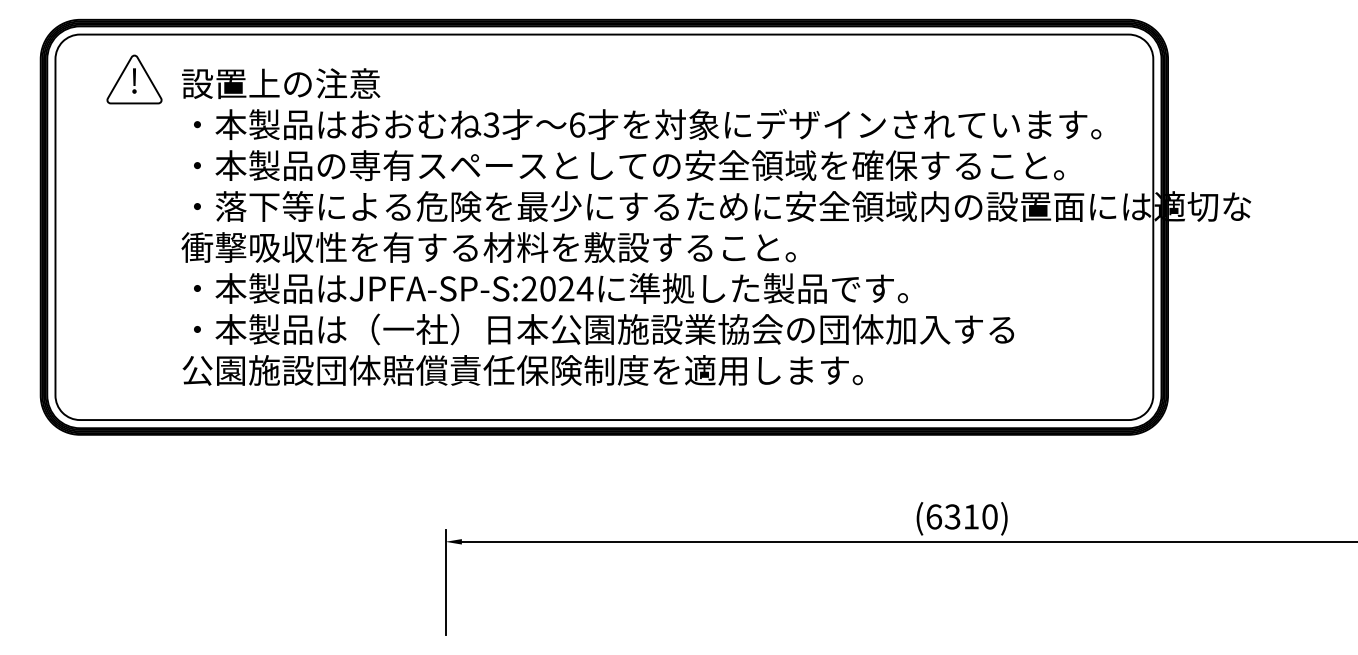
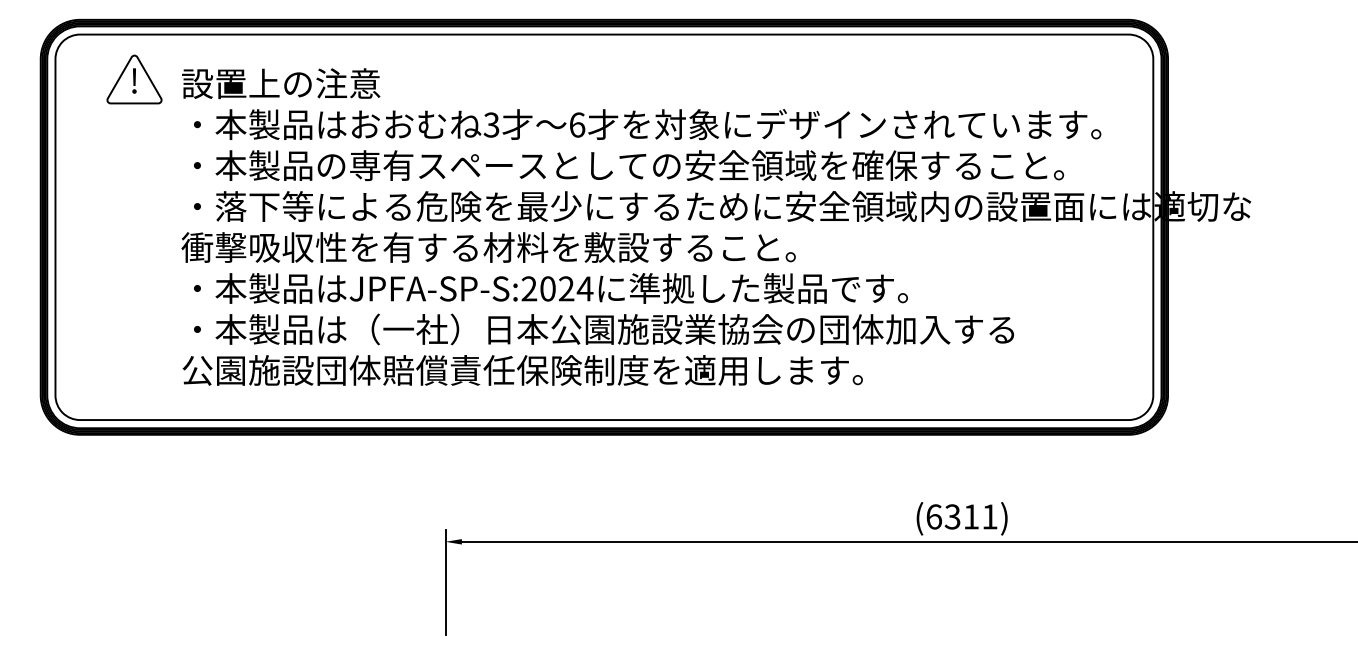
text: (6310) -> (6311) (989, 516)
